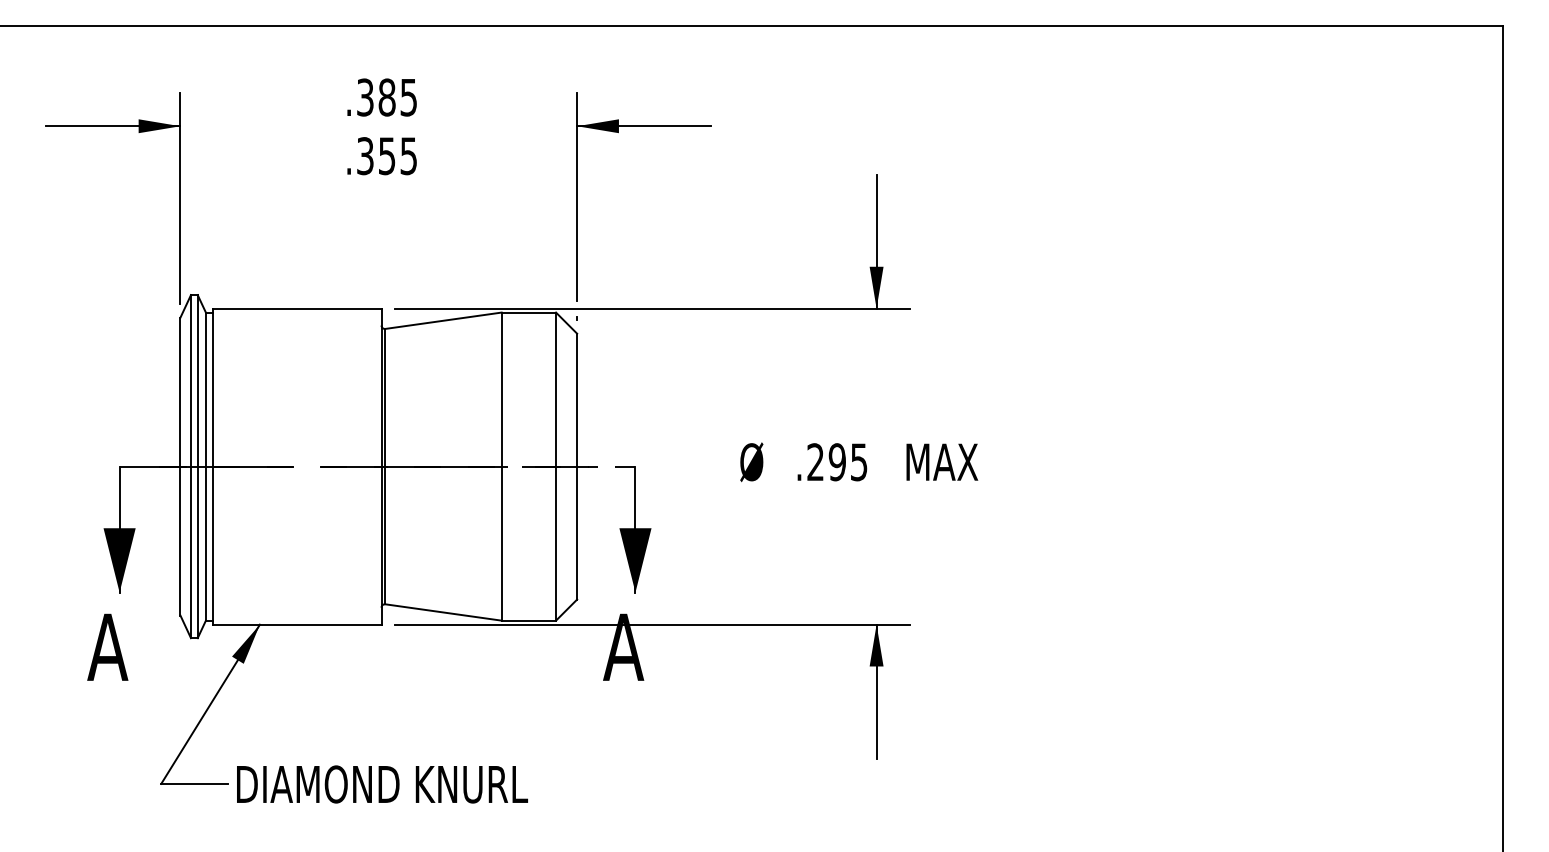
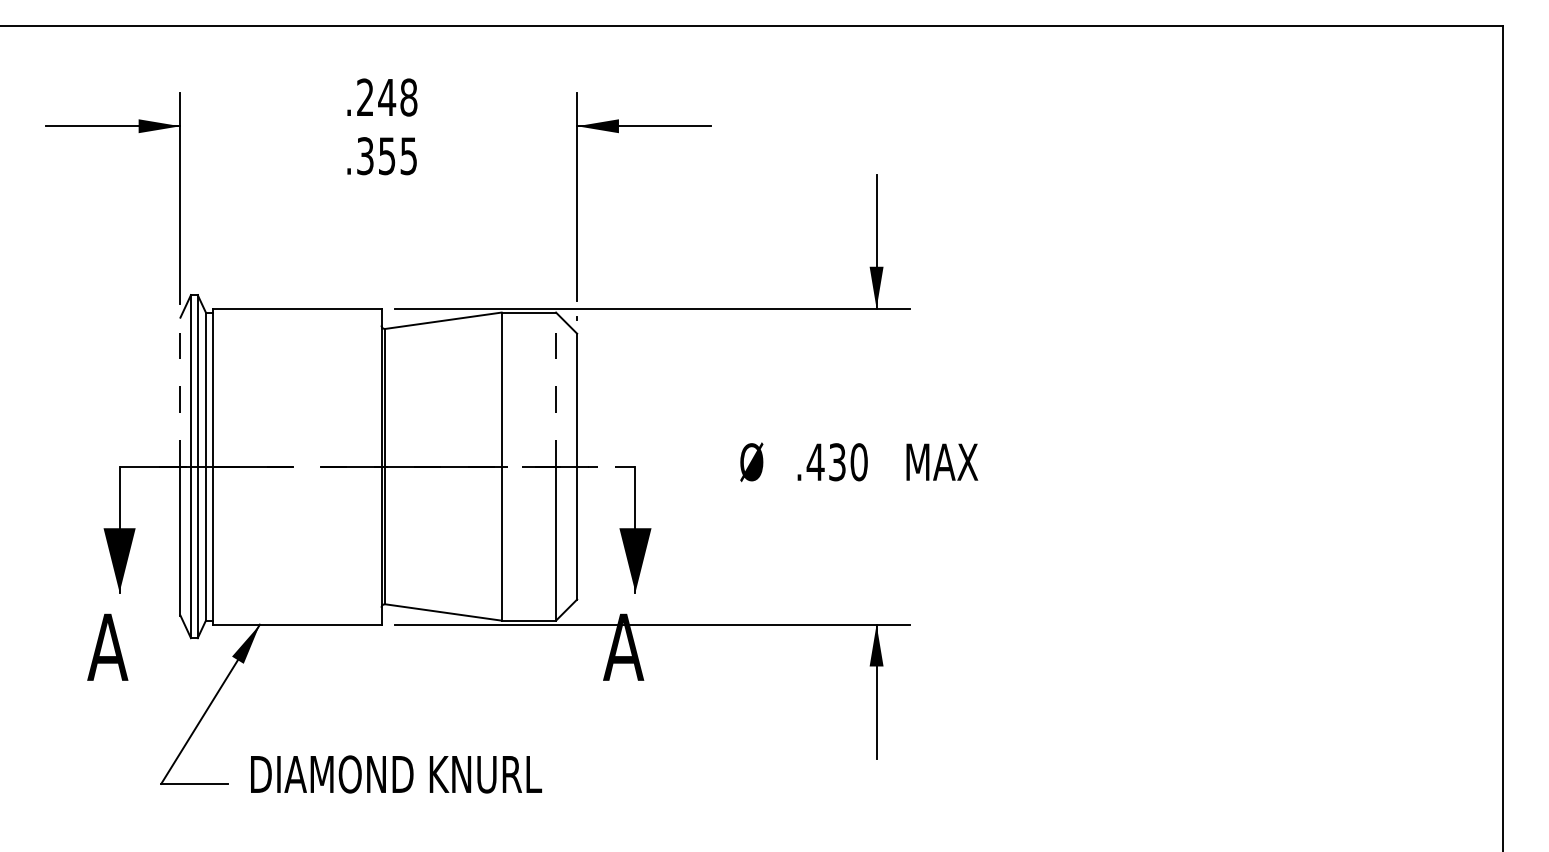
text: .385 -> .248 (387, 97)
line: solid -> dashed (556, 389)
line: solid -> dashed (180, 391)
text: .295 -> .430 (836, 462)
text position: (382, 784) -> (396, 774) (396, 774)
